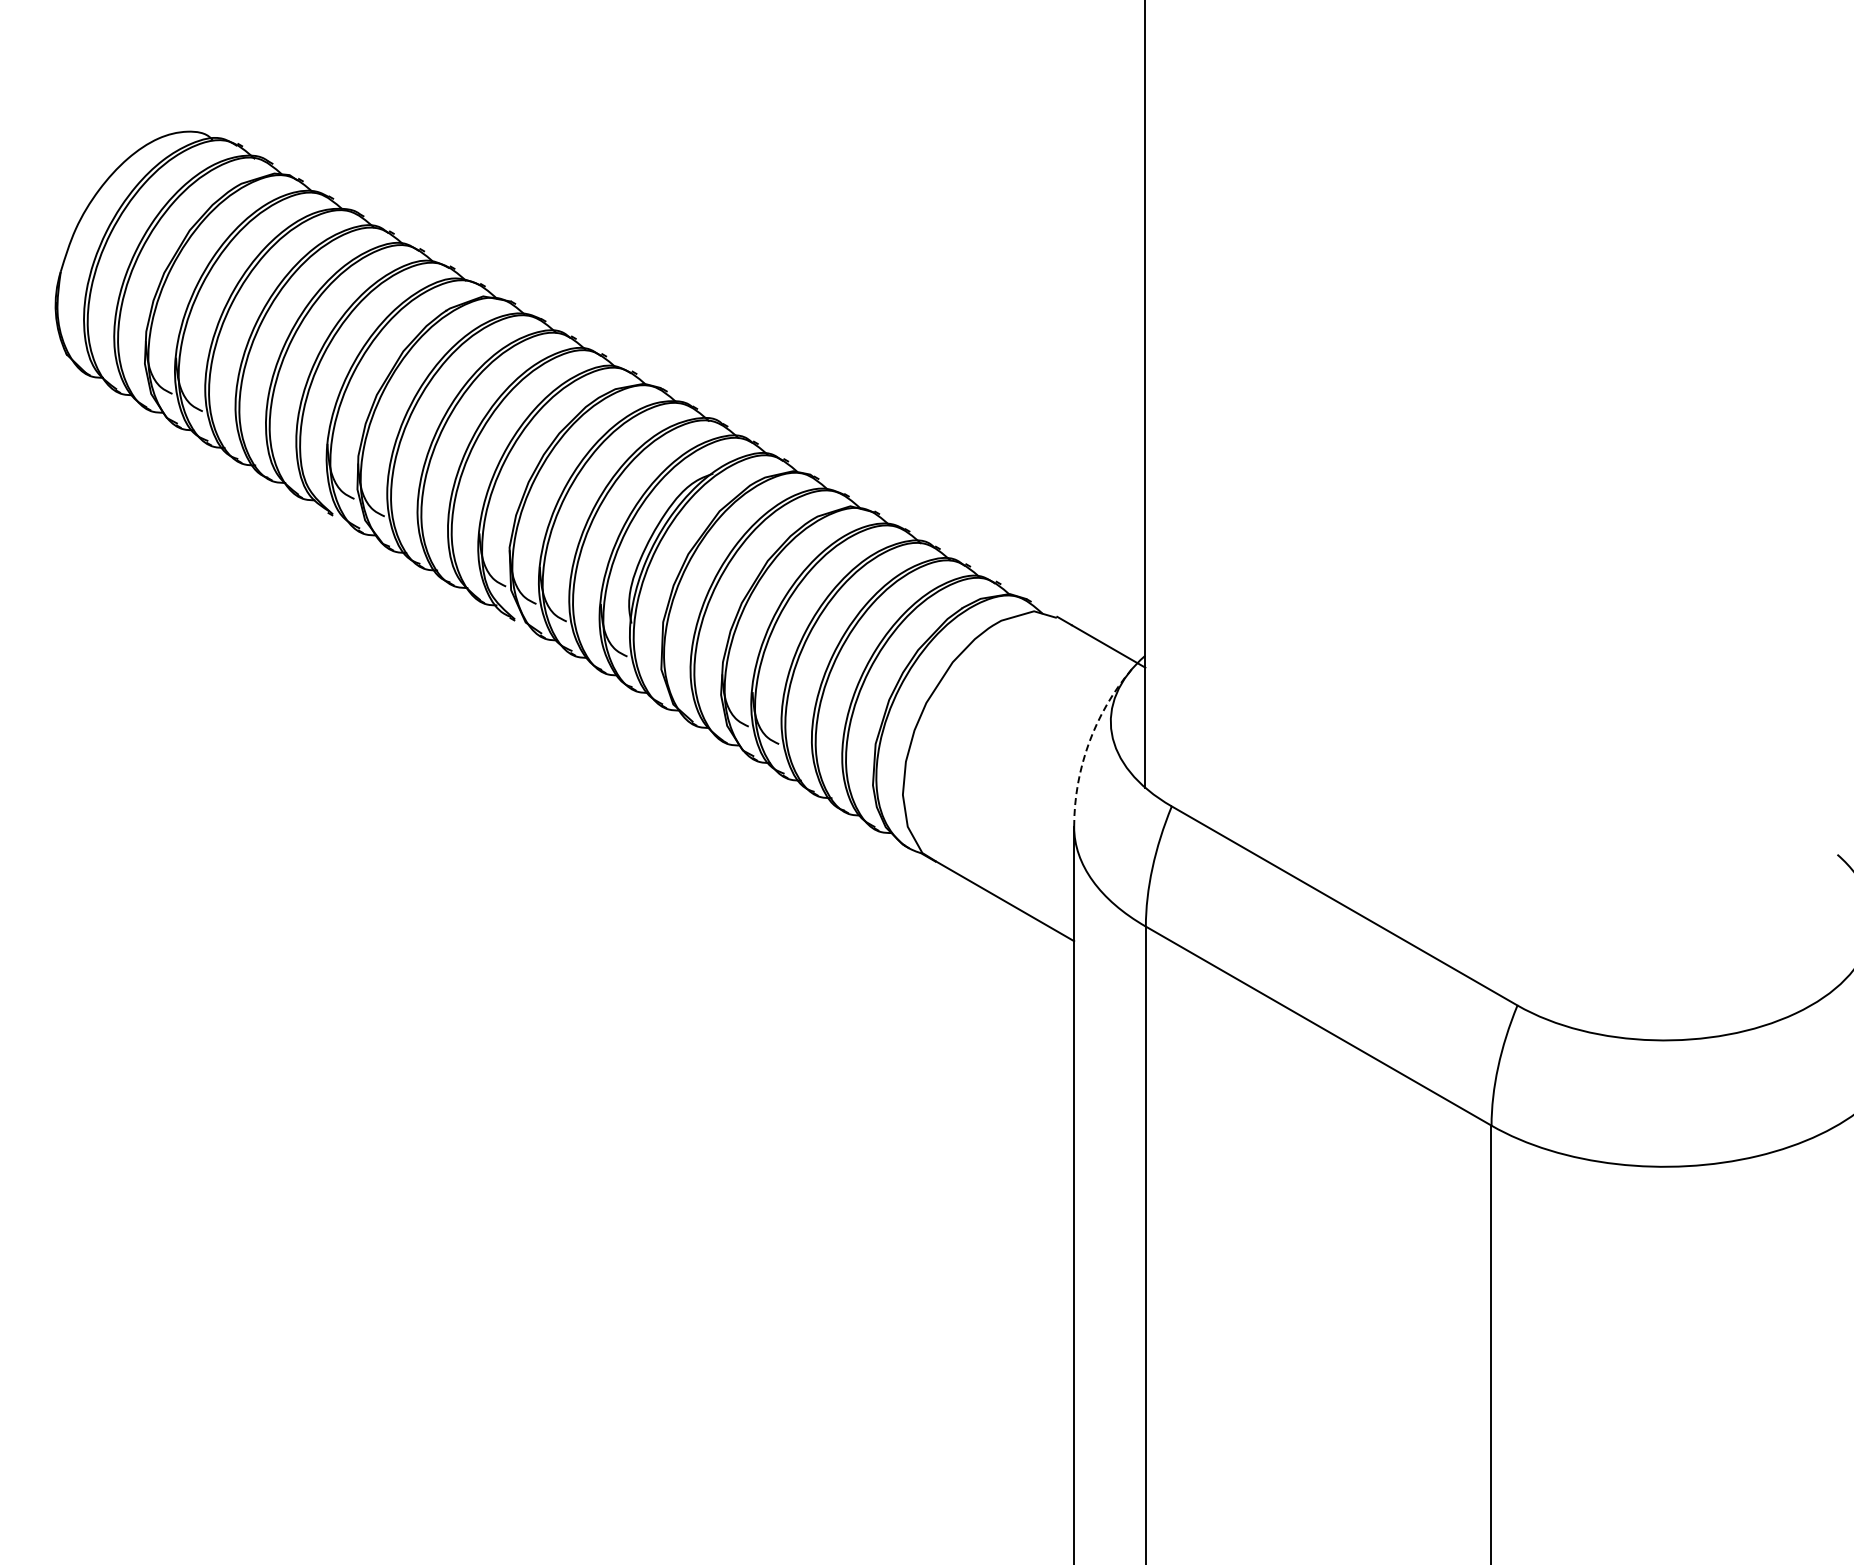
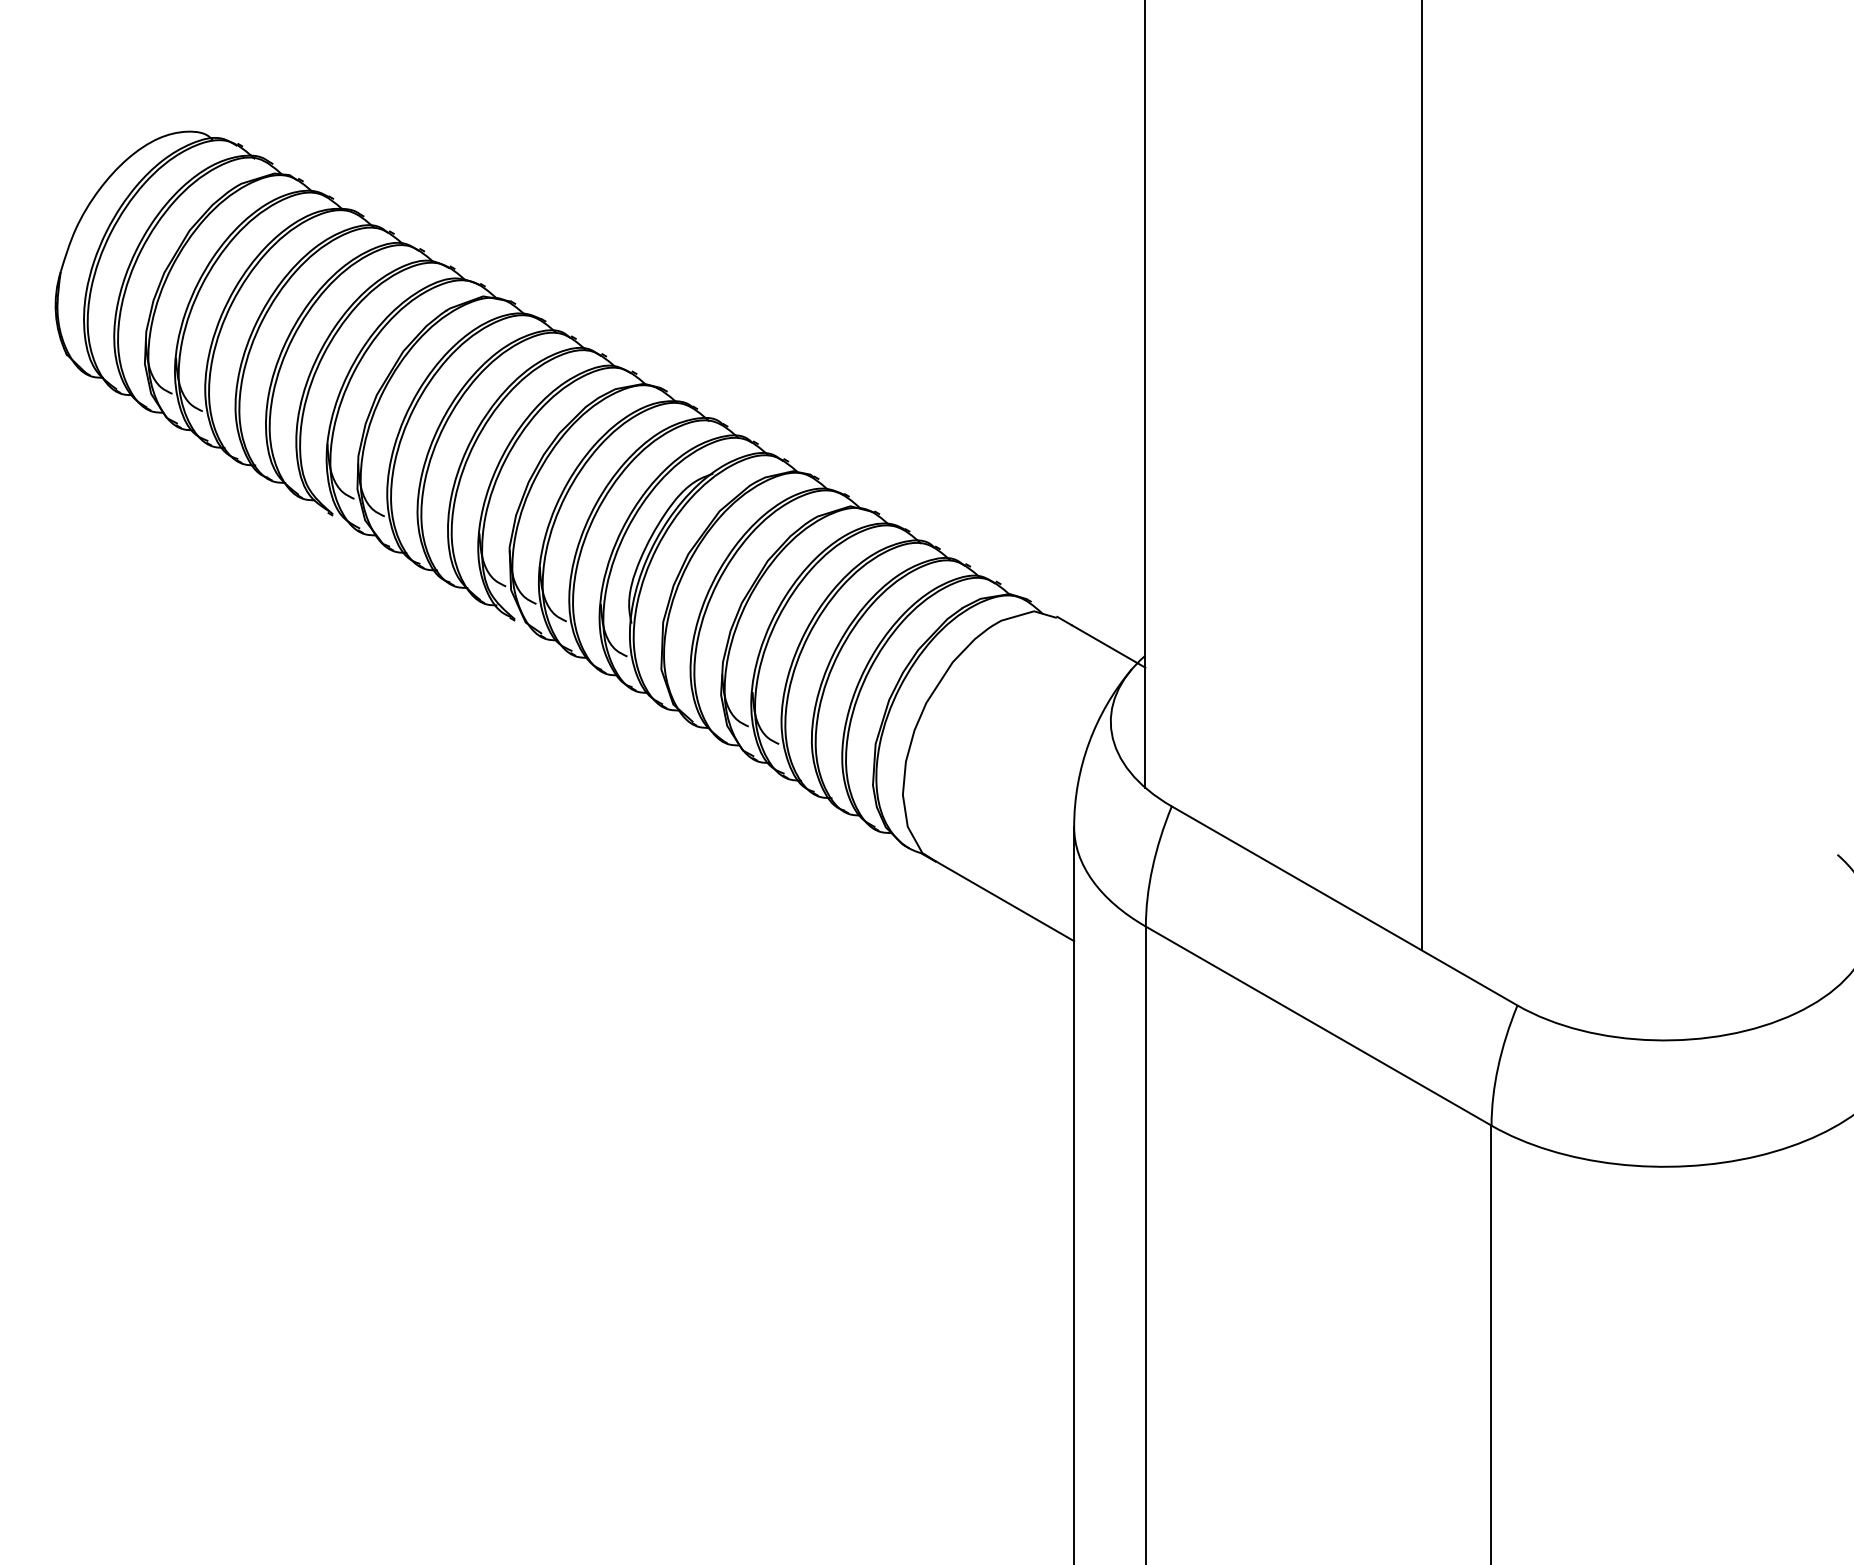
line: none -> present (1421, 476)
arc: dashed -> solid (1088, 743)
